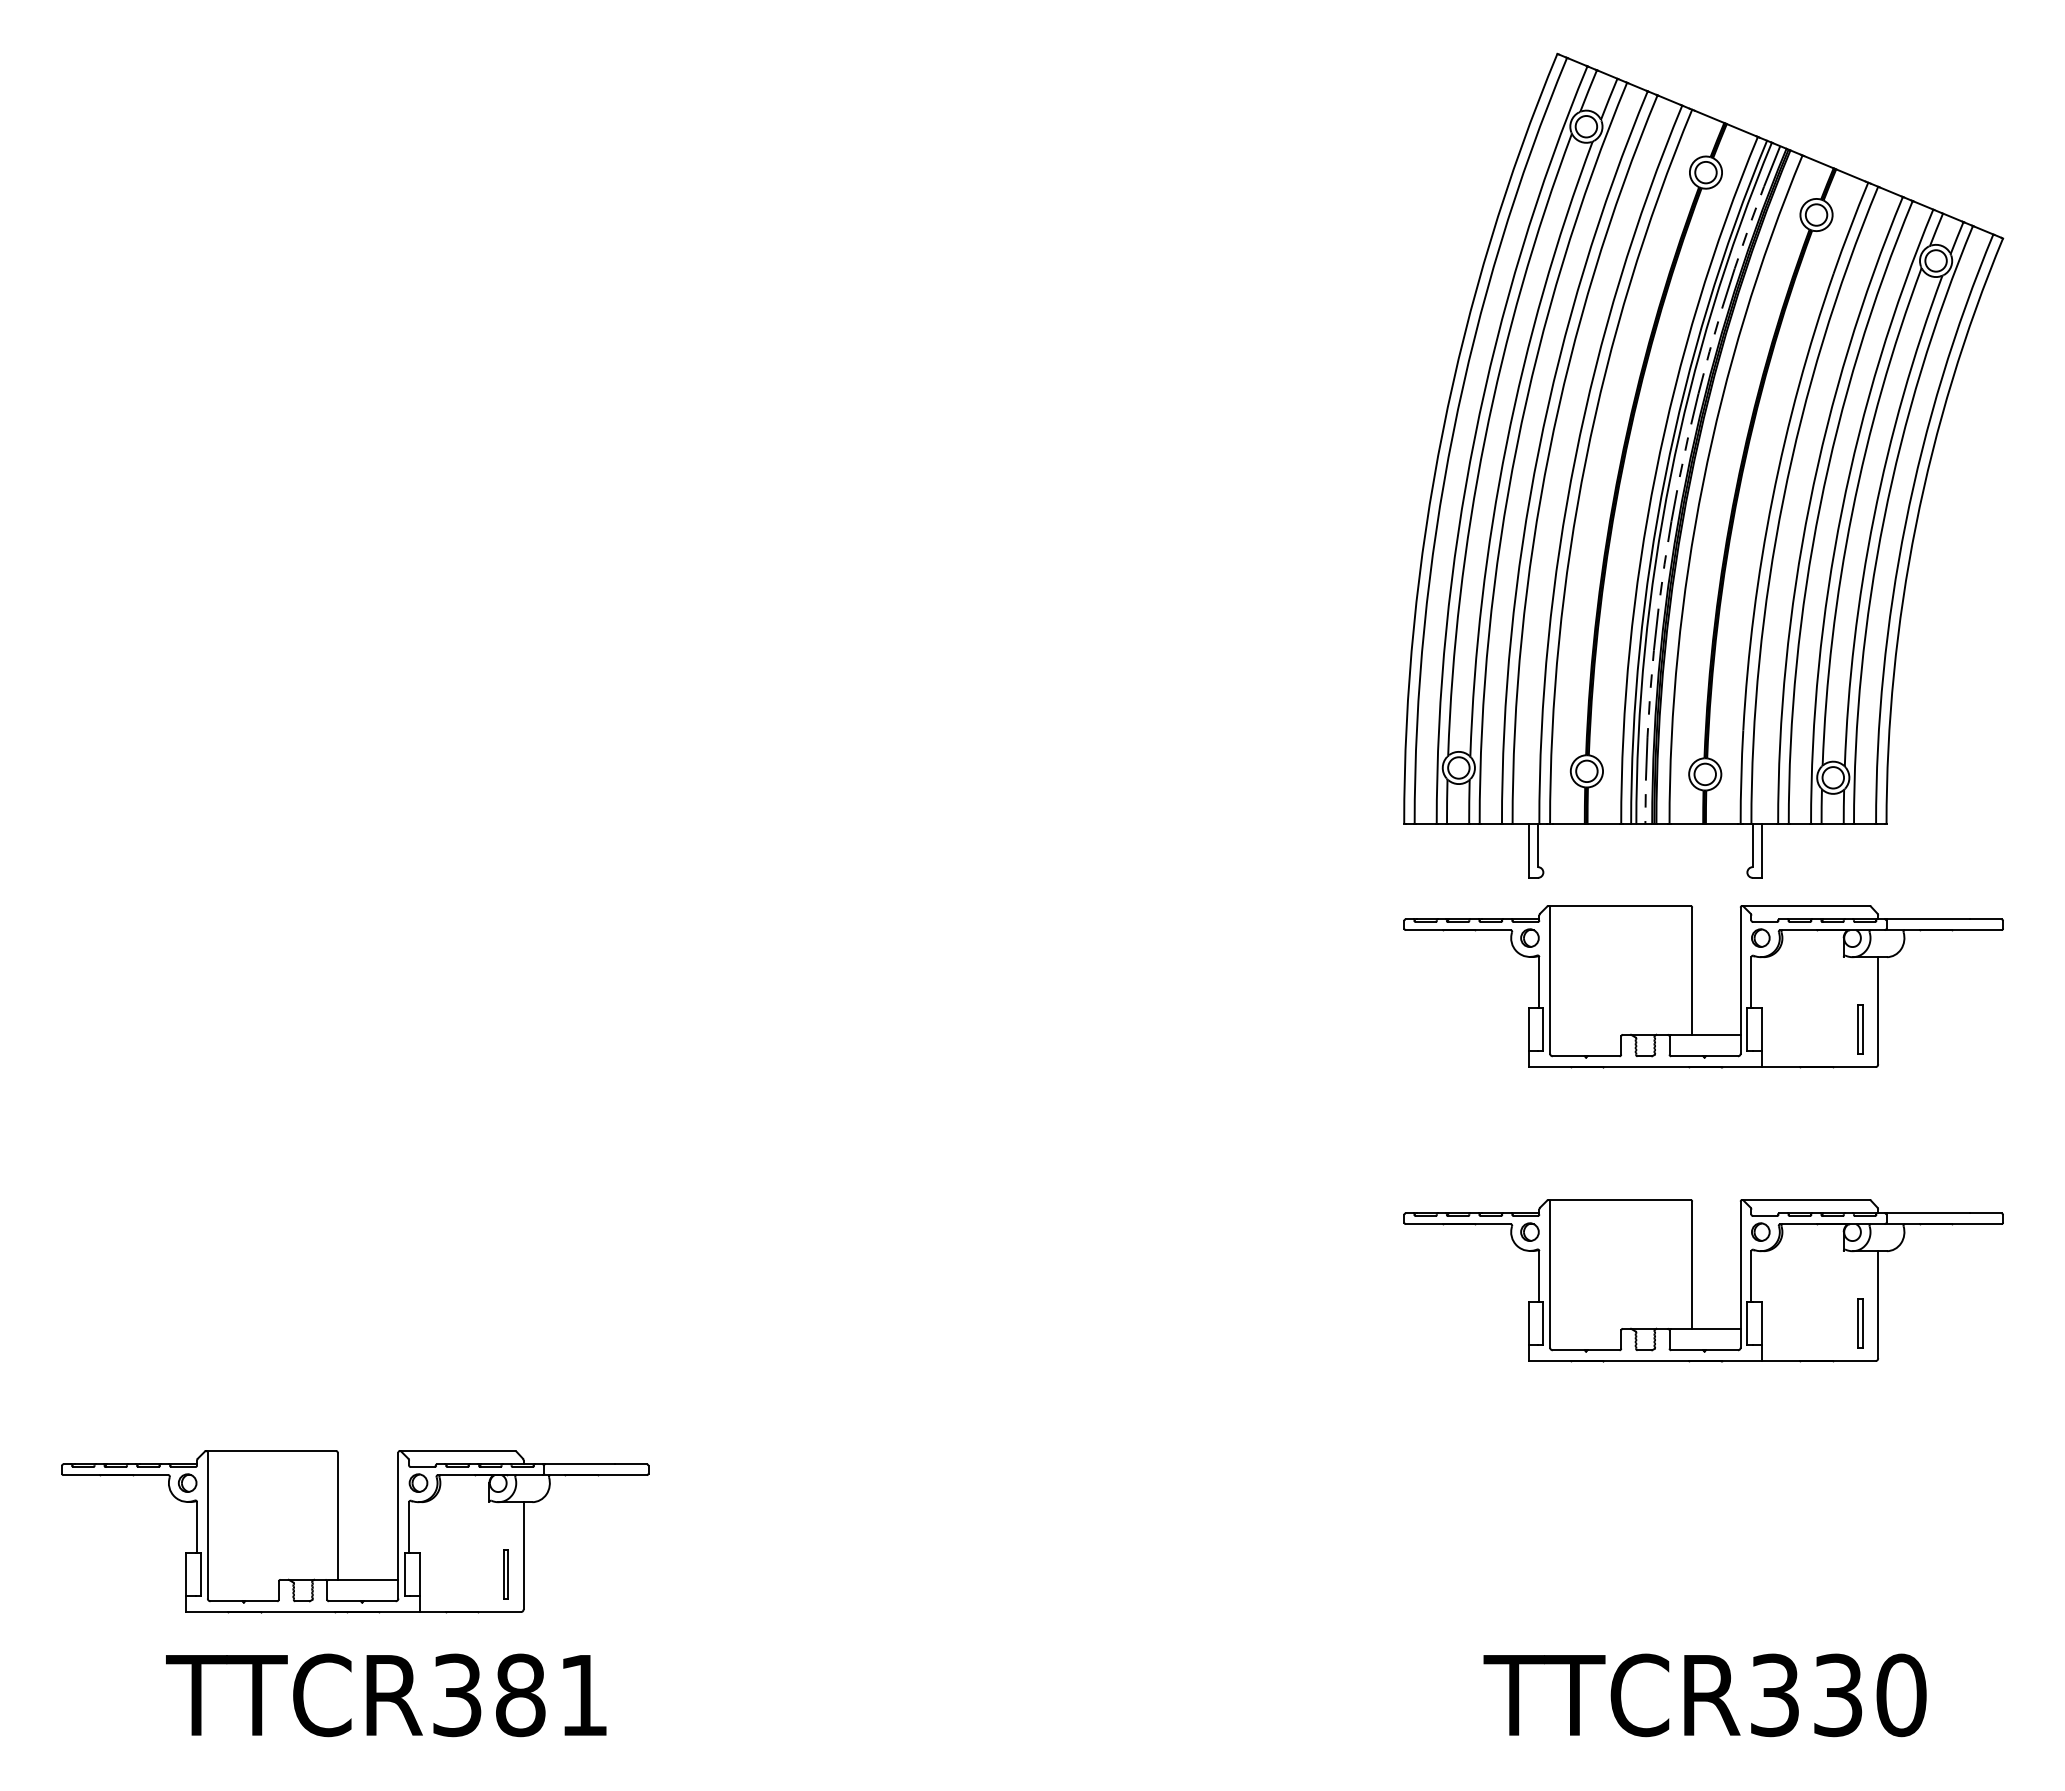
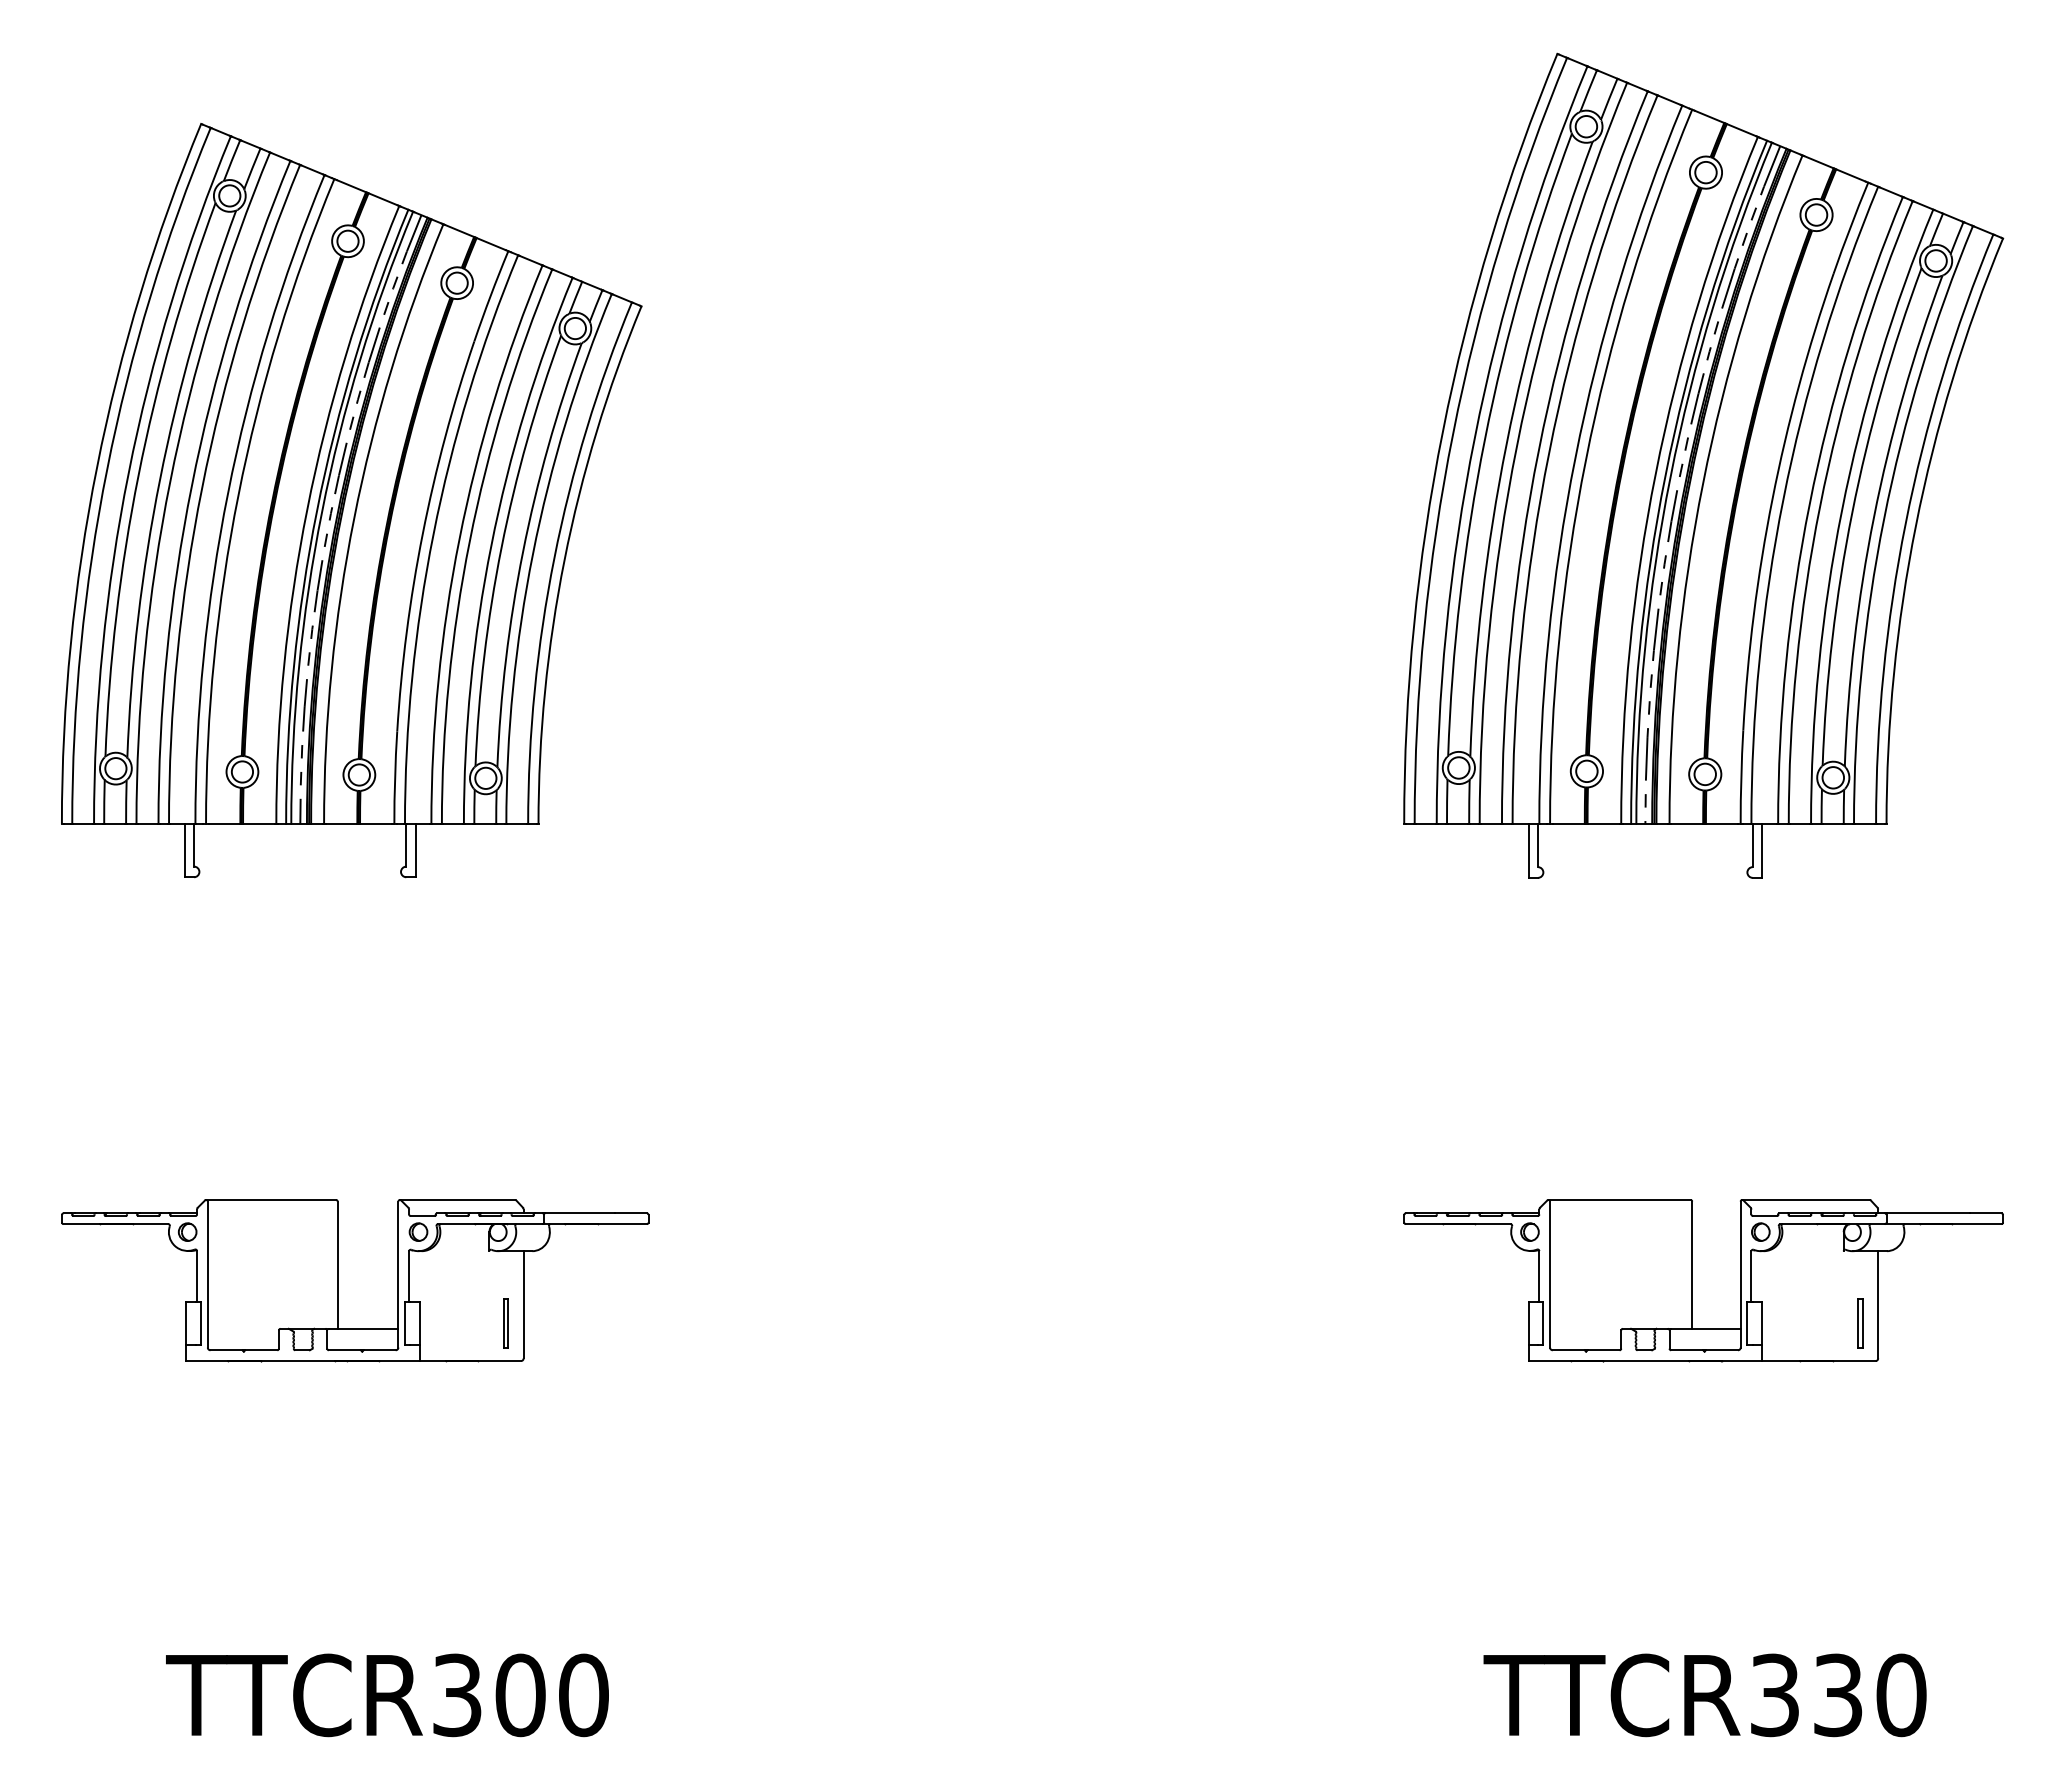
part: none -> present (351, 500)
part: present -> none (1692, 986)
part position: (338, 1531) -> (338, 1280) (338, 1280)
text: TTCR381 -> TTCR300 (551, 1695)
